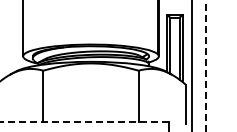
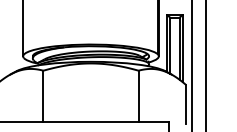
line: dashed -> solid (206, 66)
line: dashed -> solid (83, 122)
